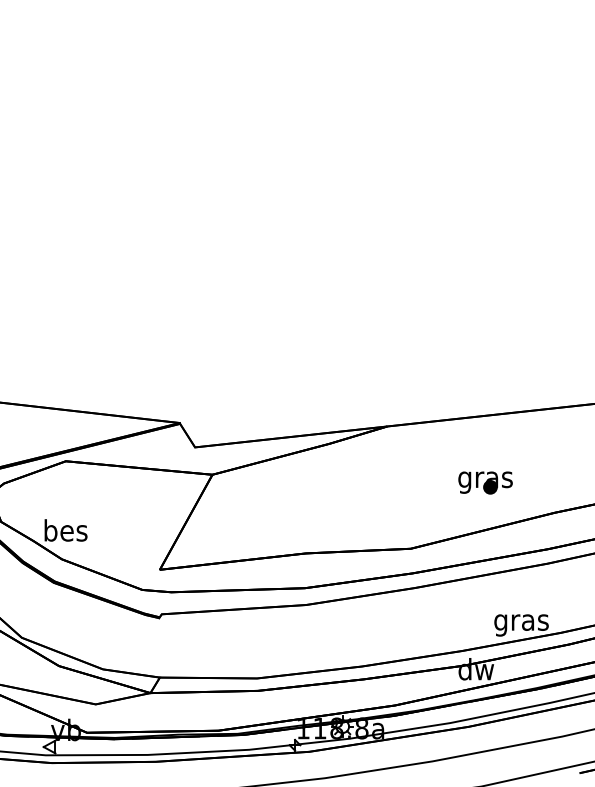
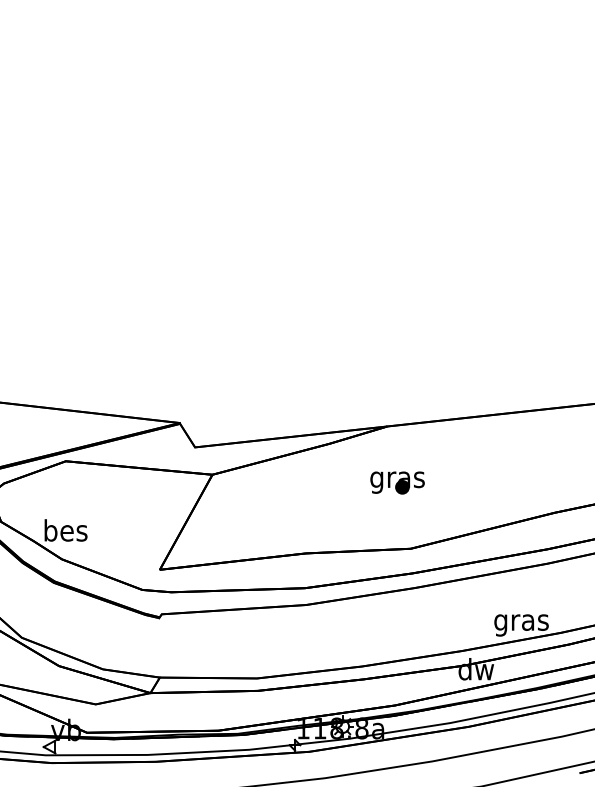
part position: (485, 482) -> (397, 482) (397, 482)
